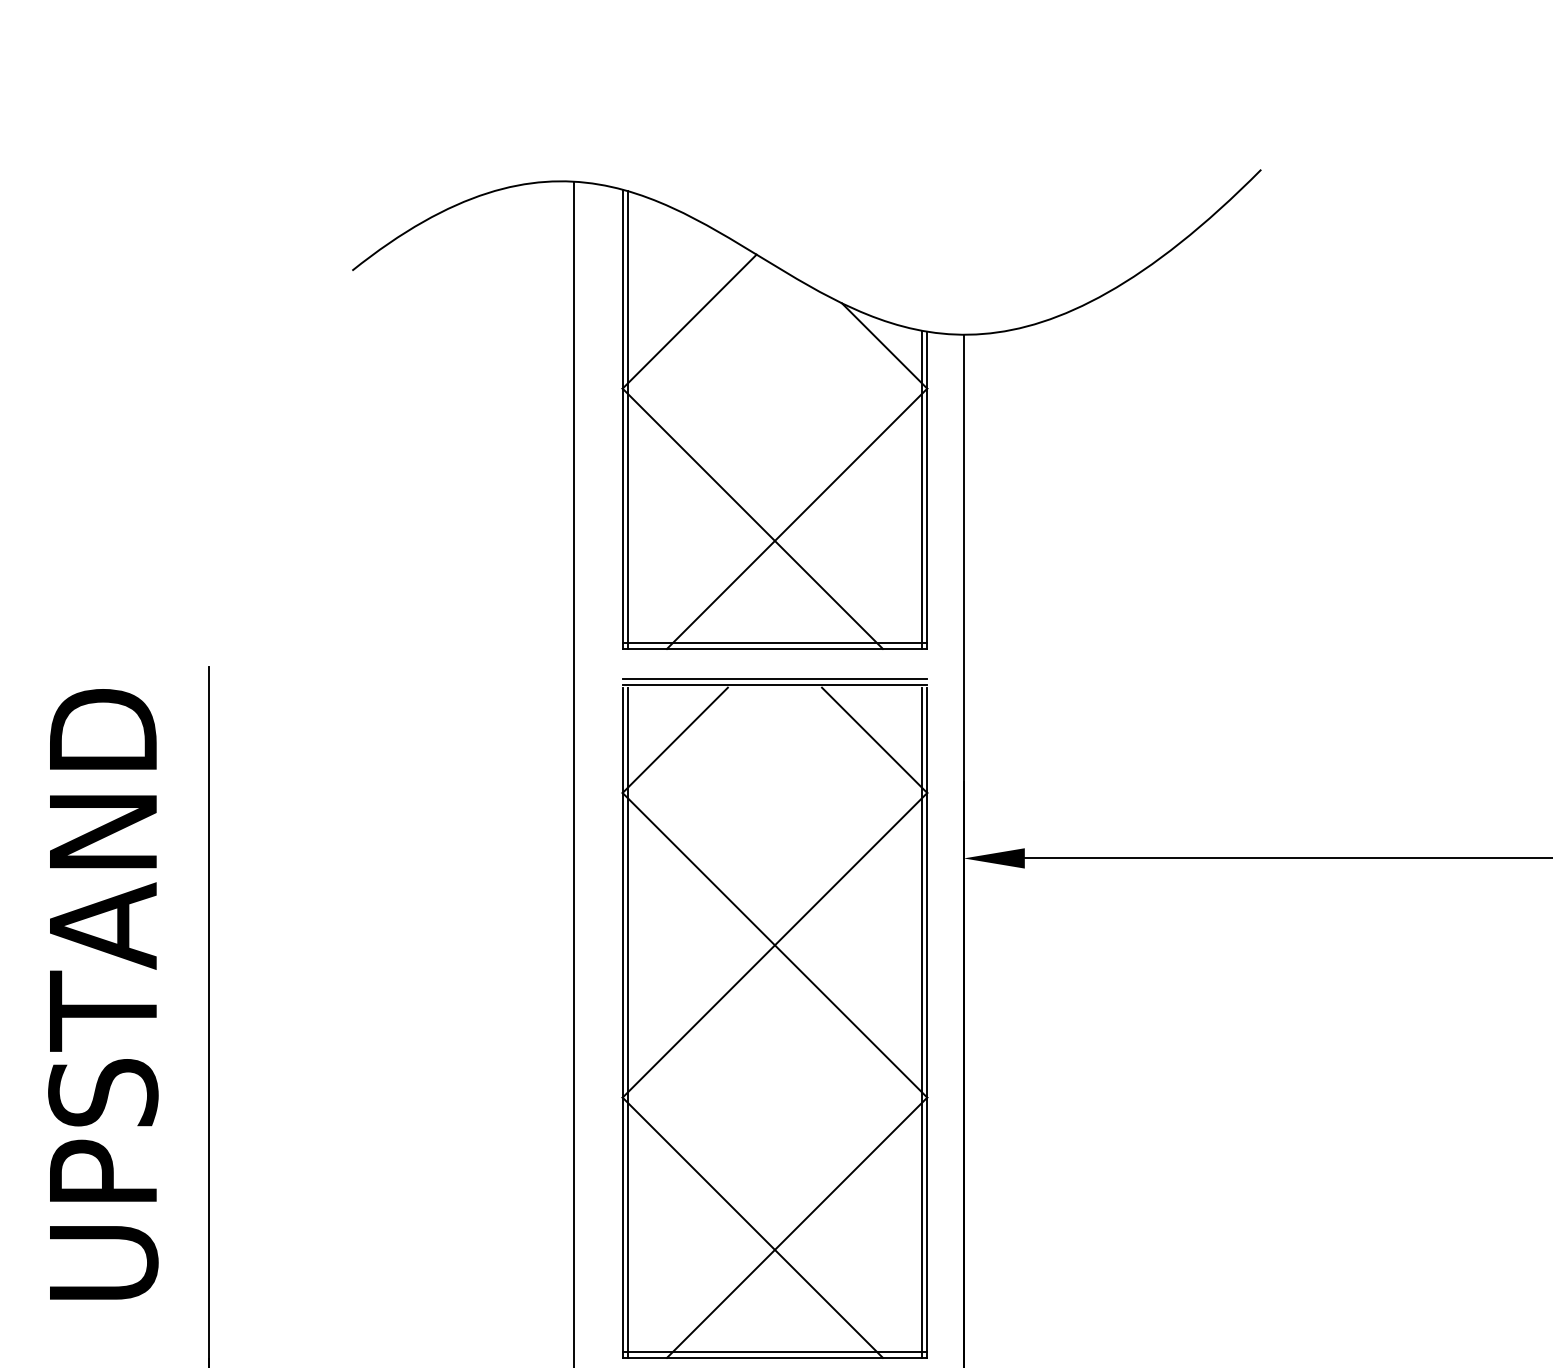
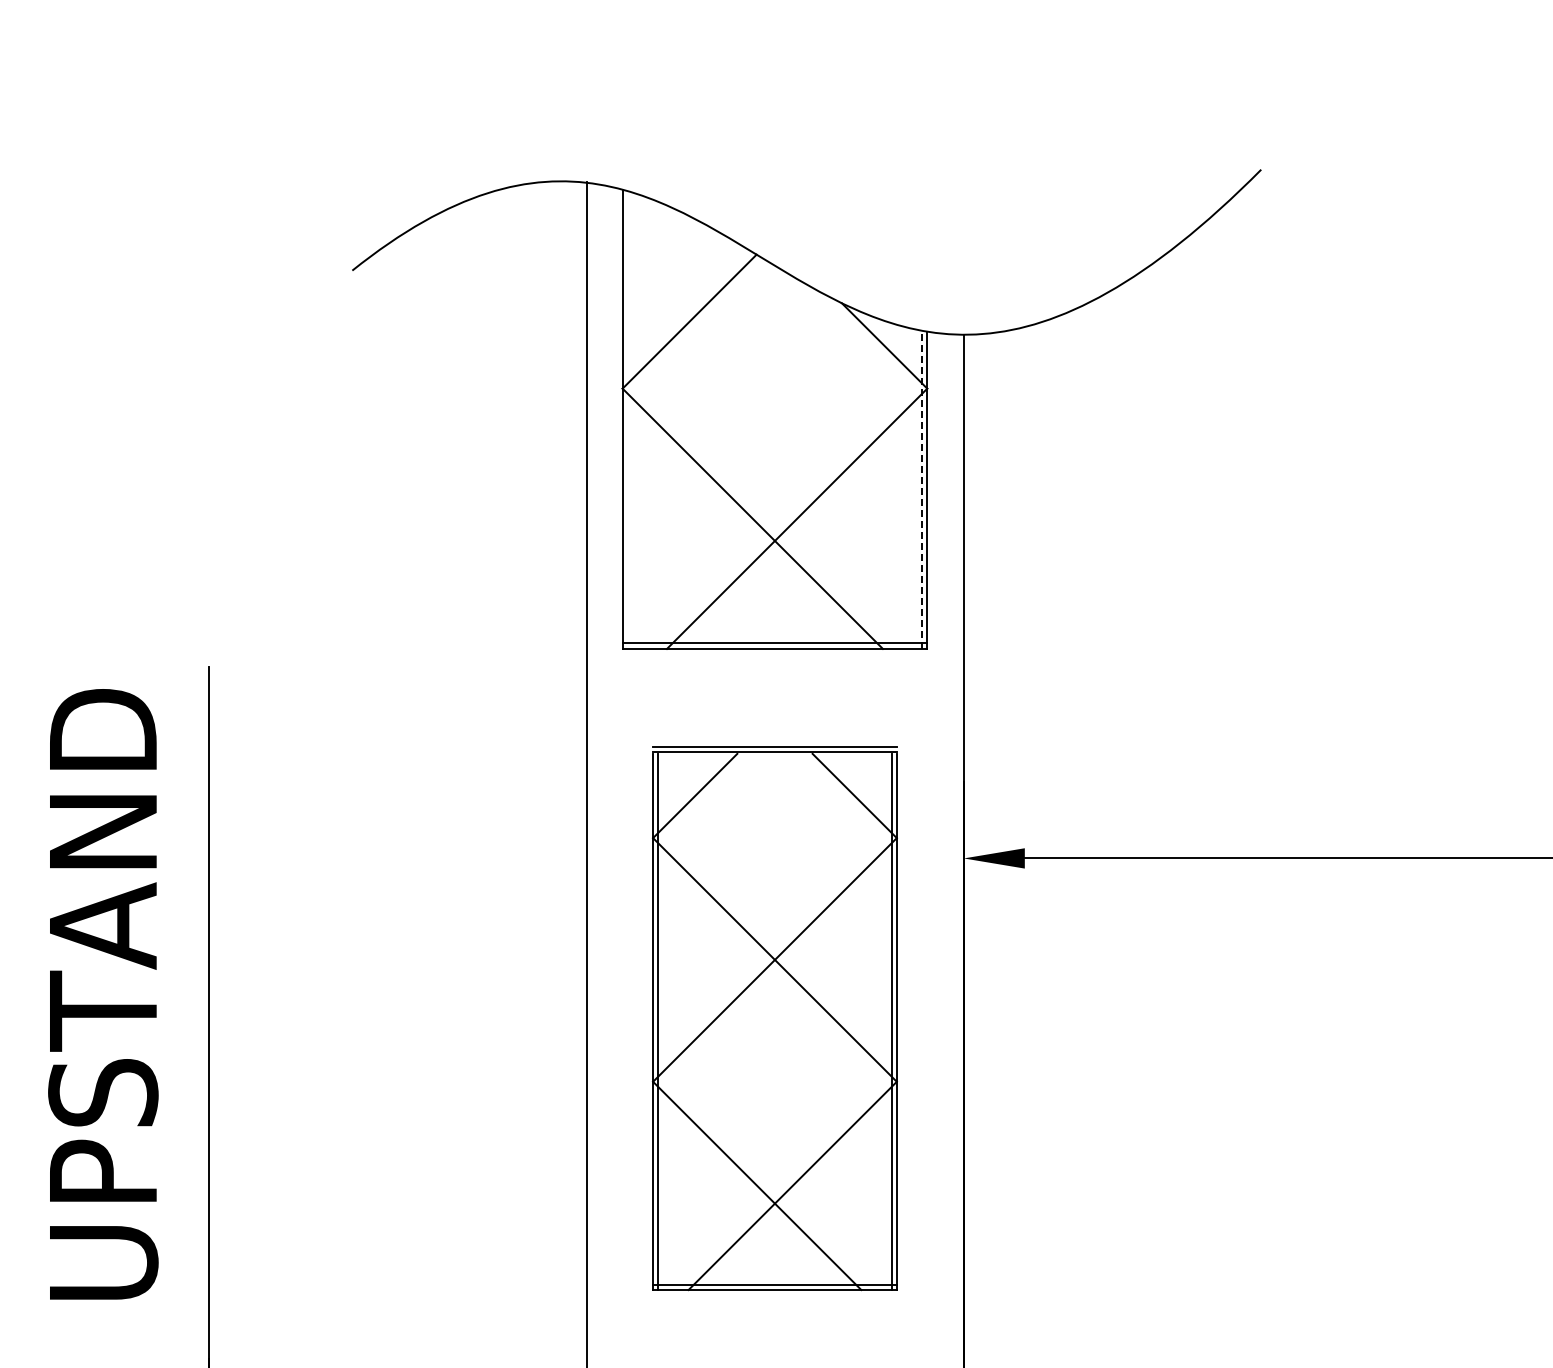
line: present -> none (628, 419)
line: solid -> dashed (921, 489)
line position: (573, 772) -> (586, 772) (586, 772)
part size: 308x681 px -> 246x546 px (774, 1018)
